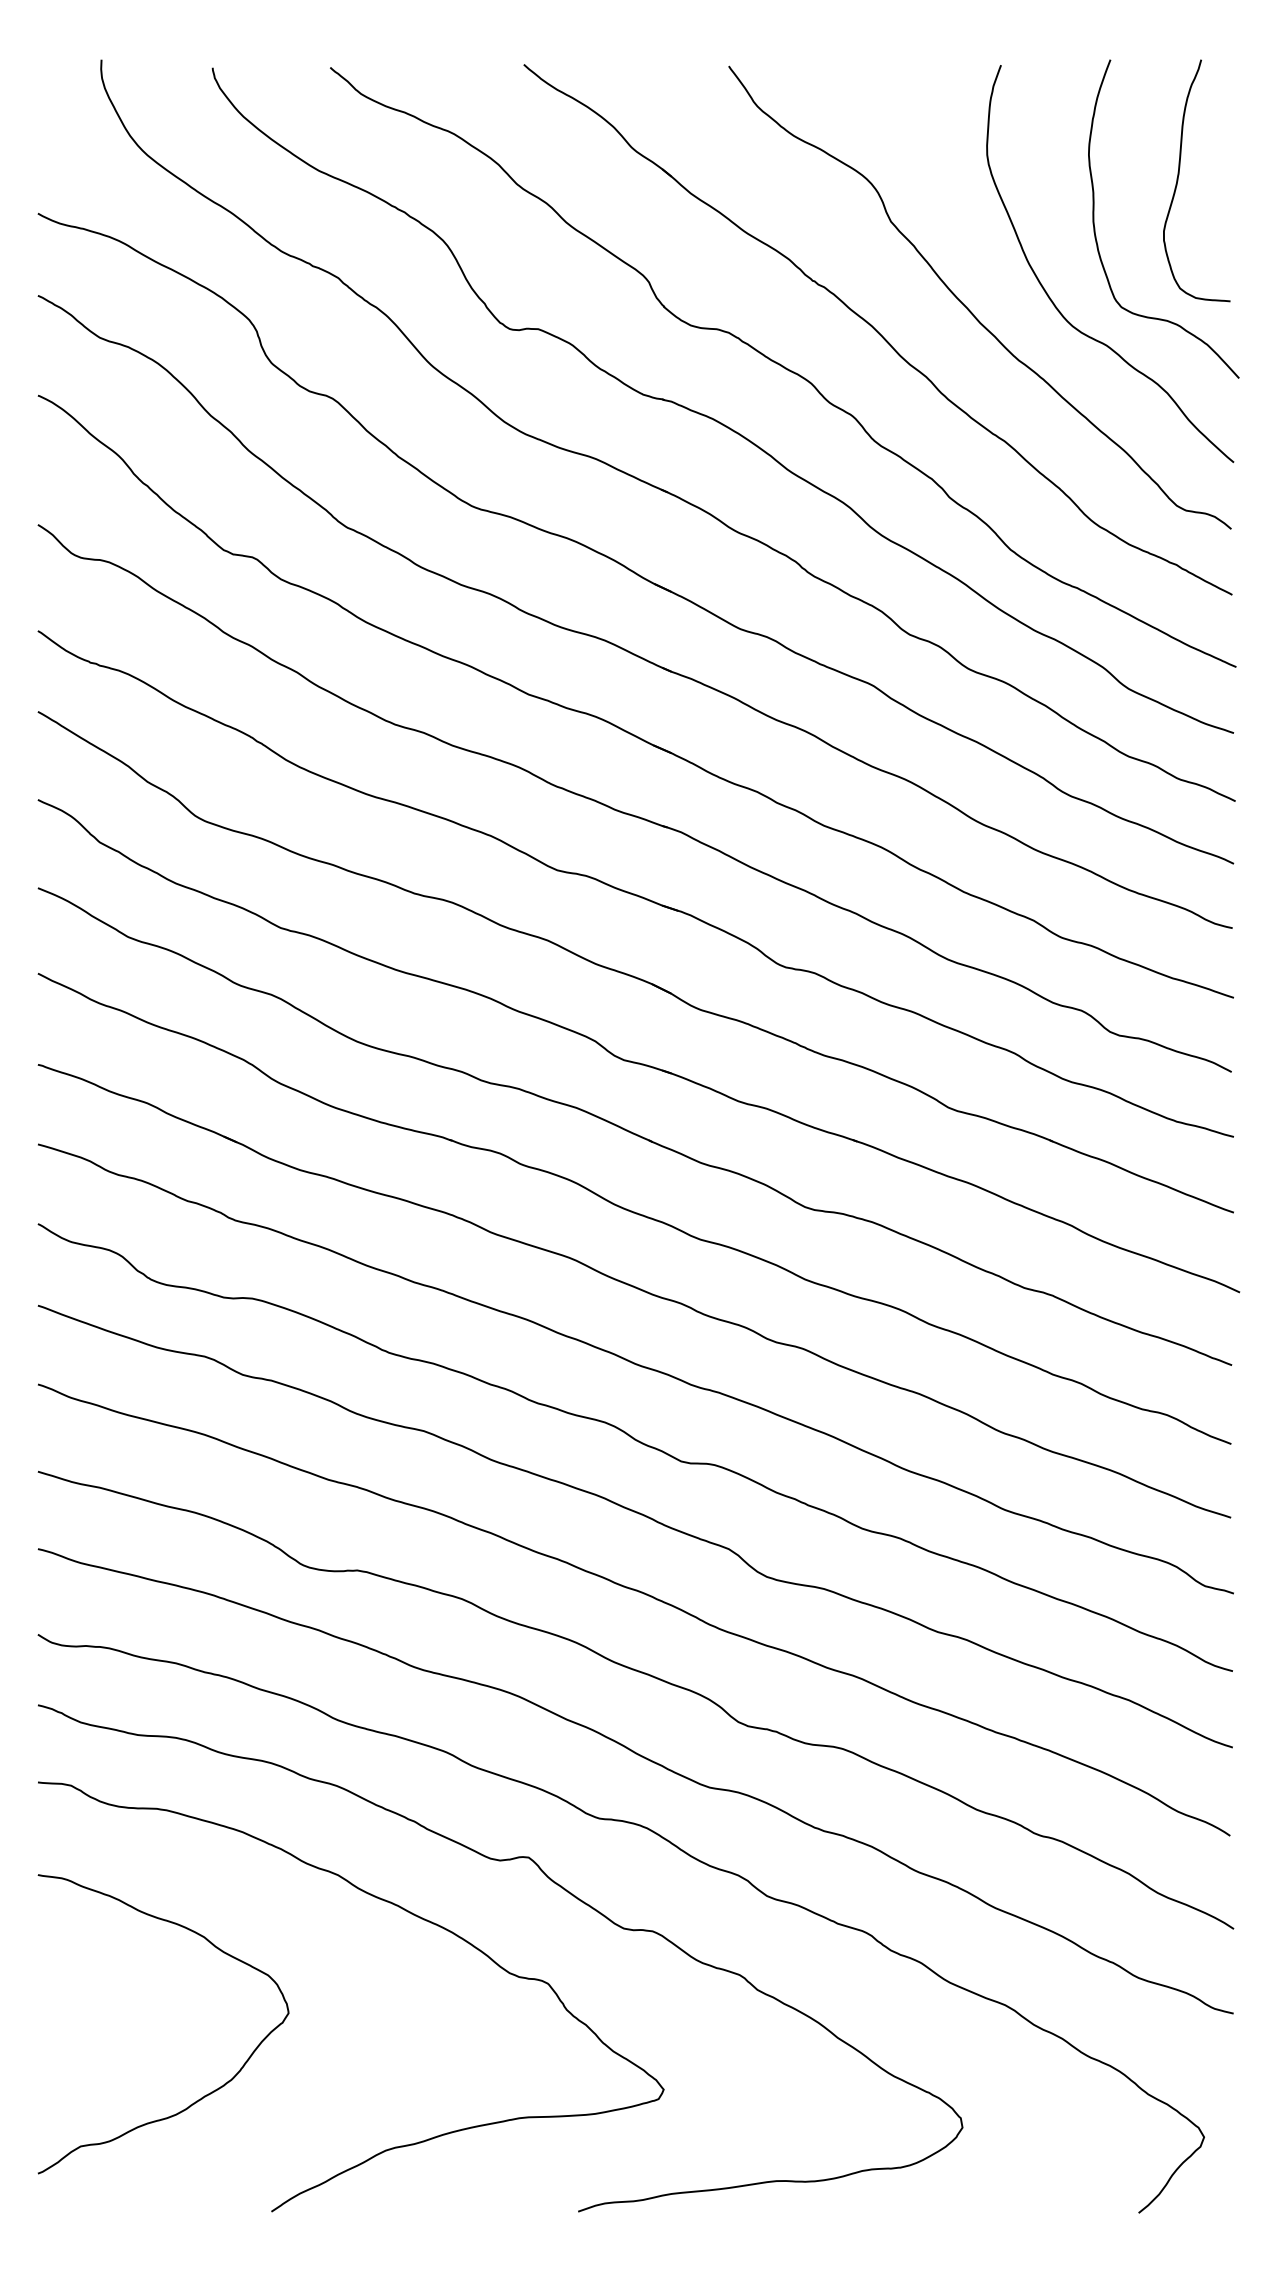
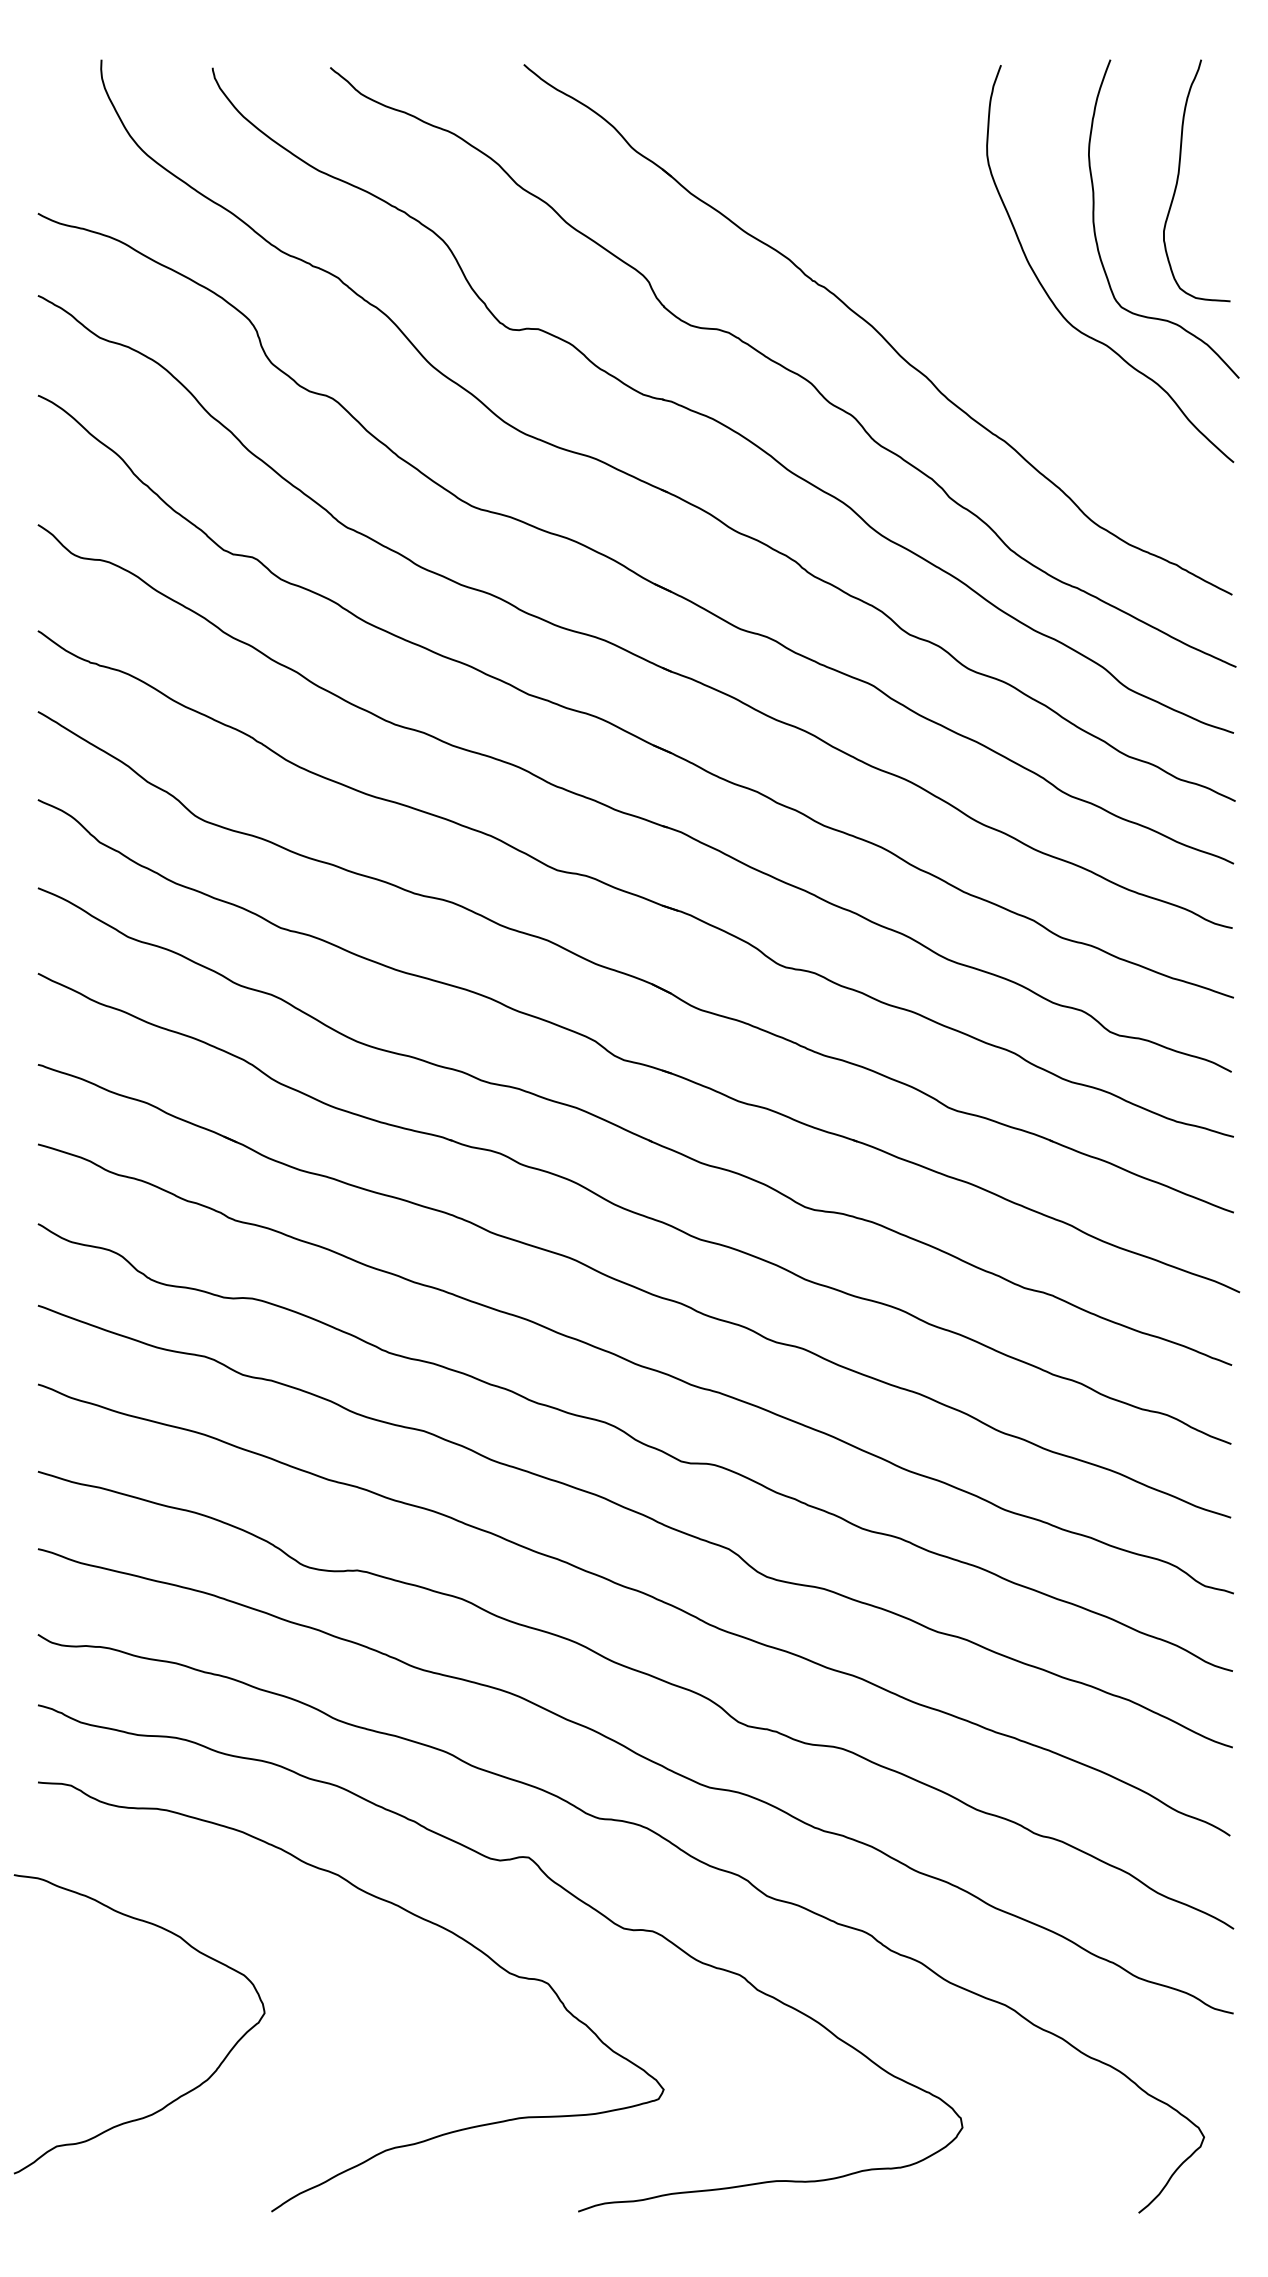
curve: present -> none (968, 308)
curve position: (204, 2095) -> (180, 2095) (180, 2095)
